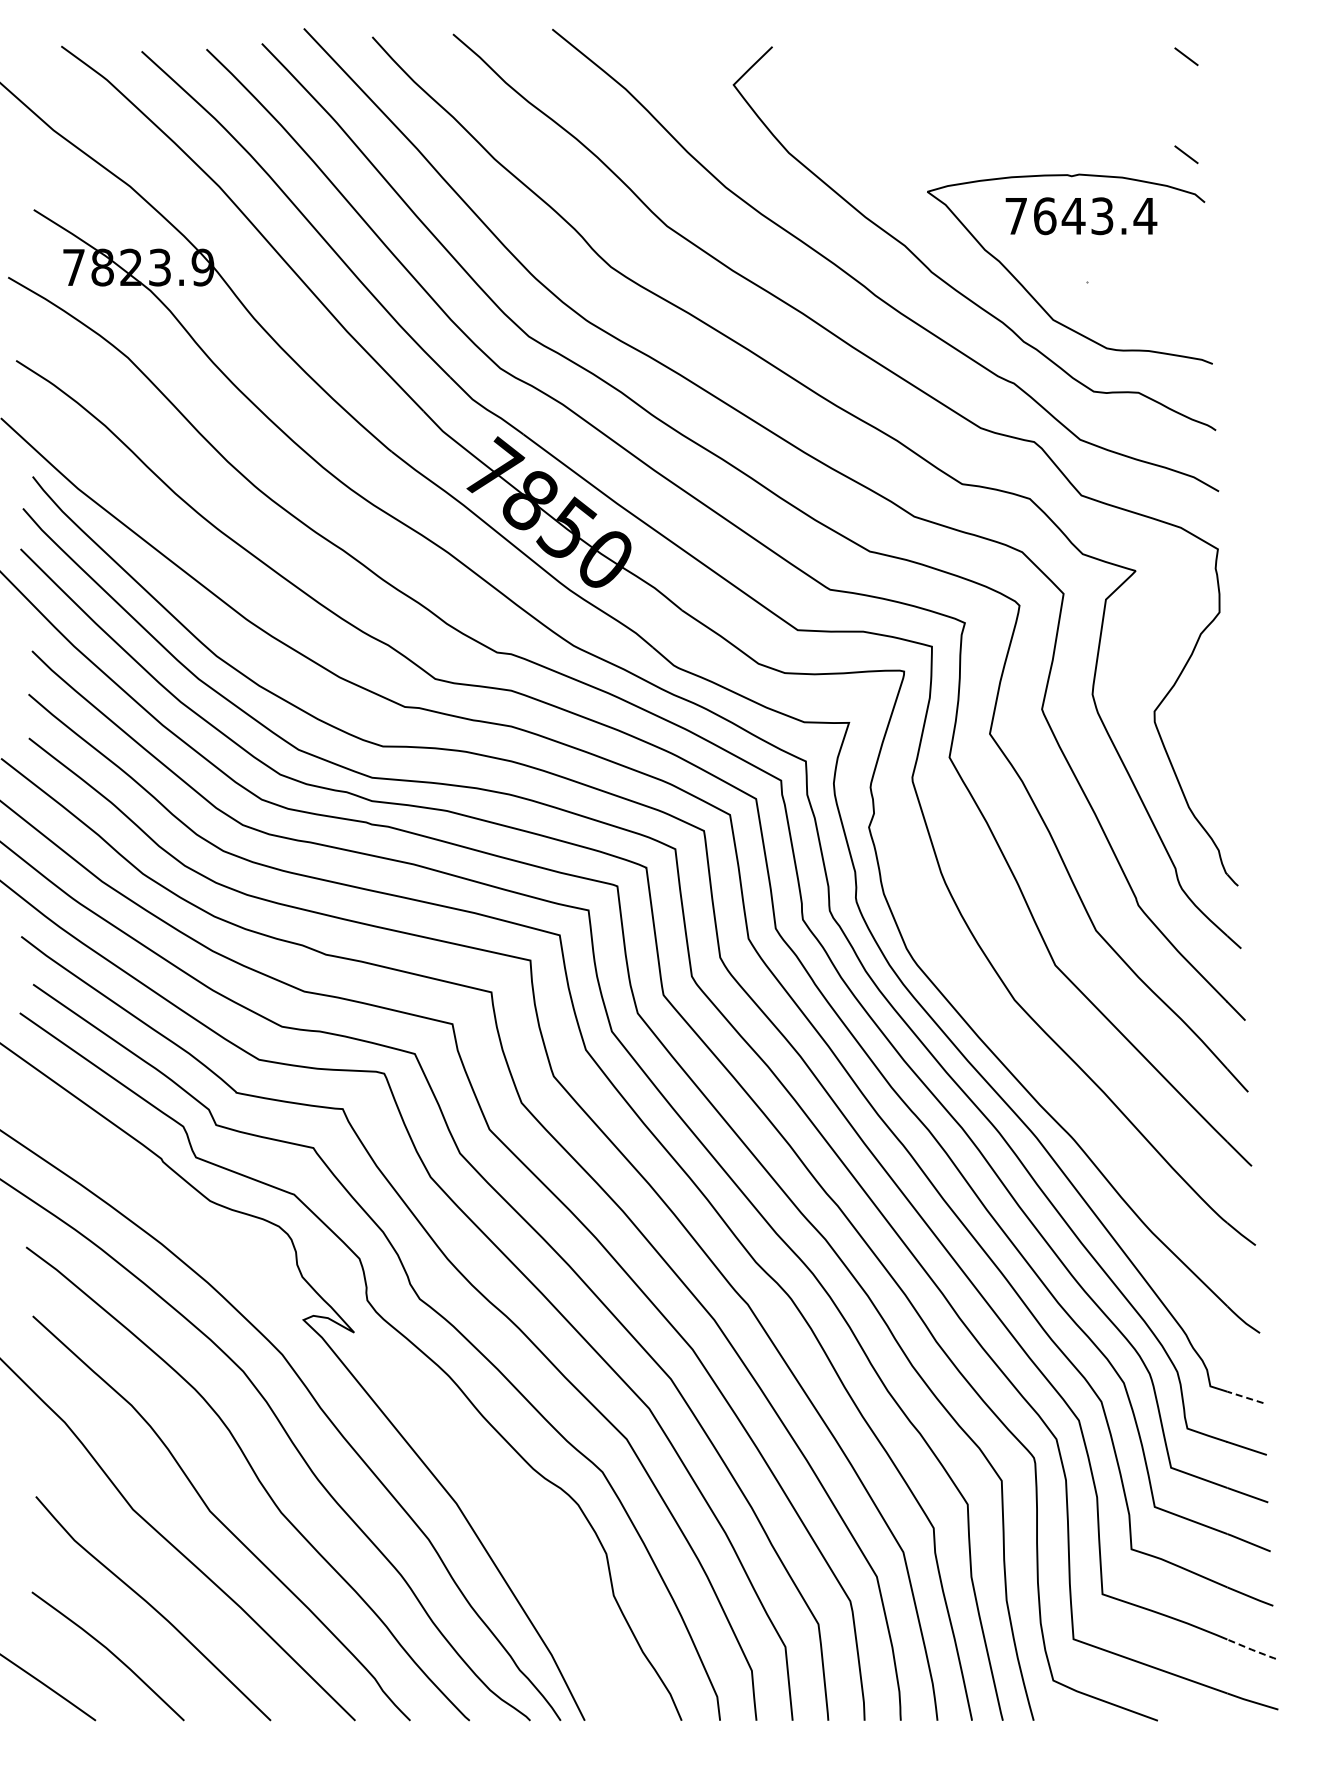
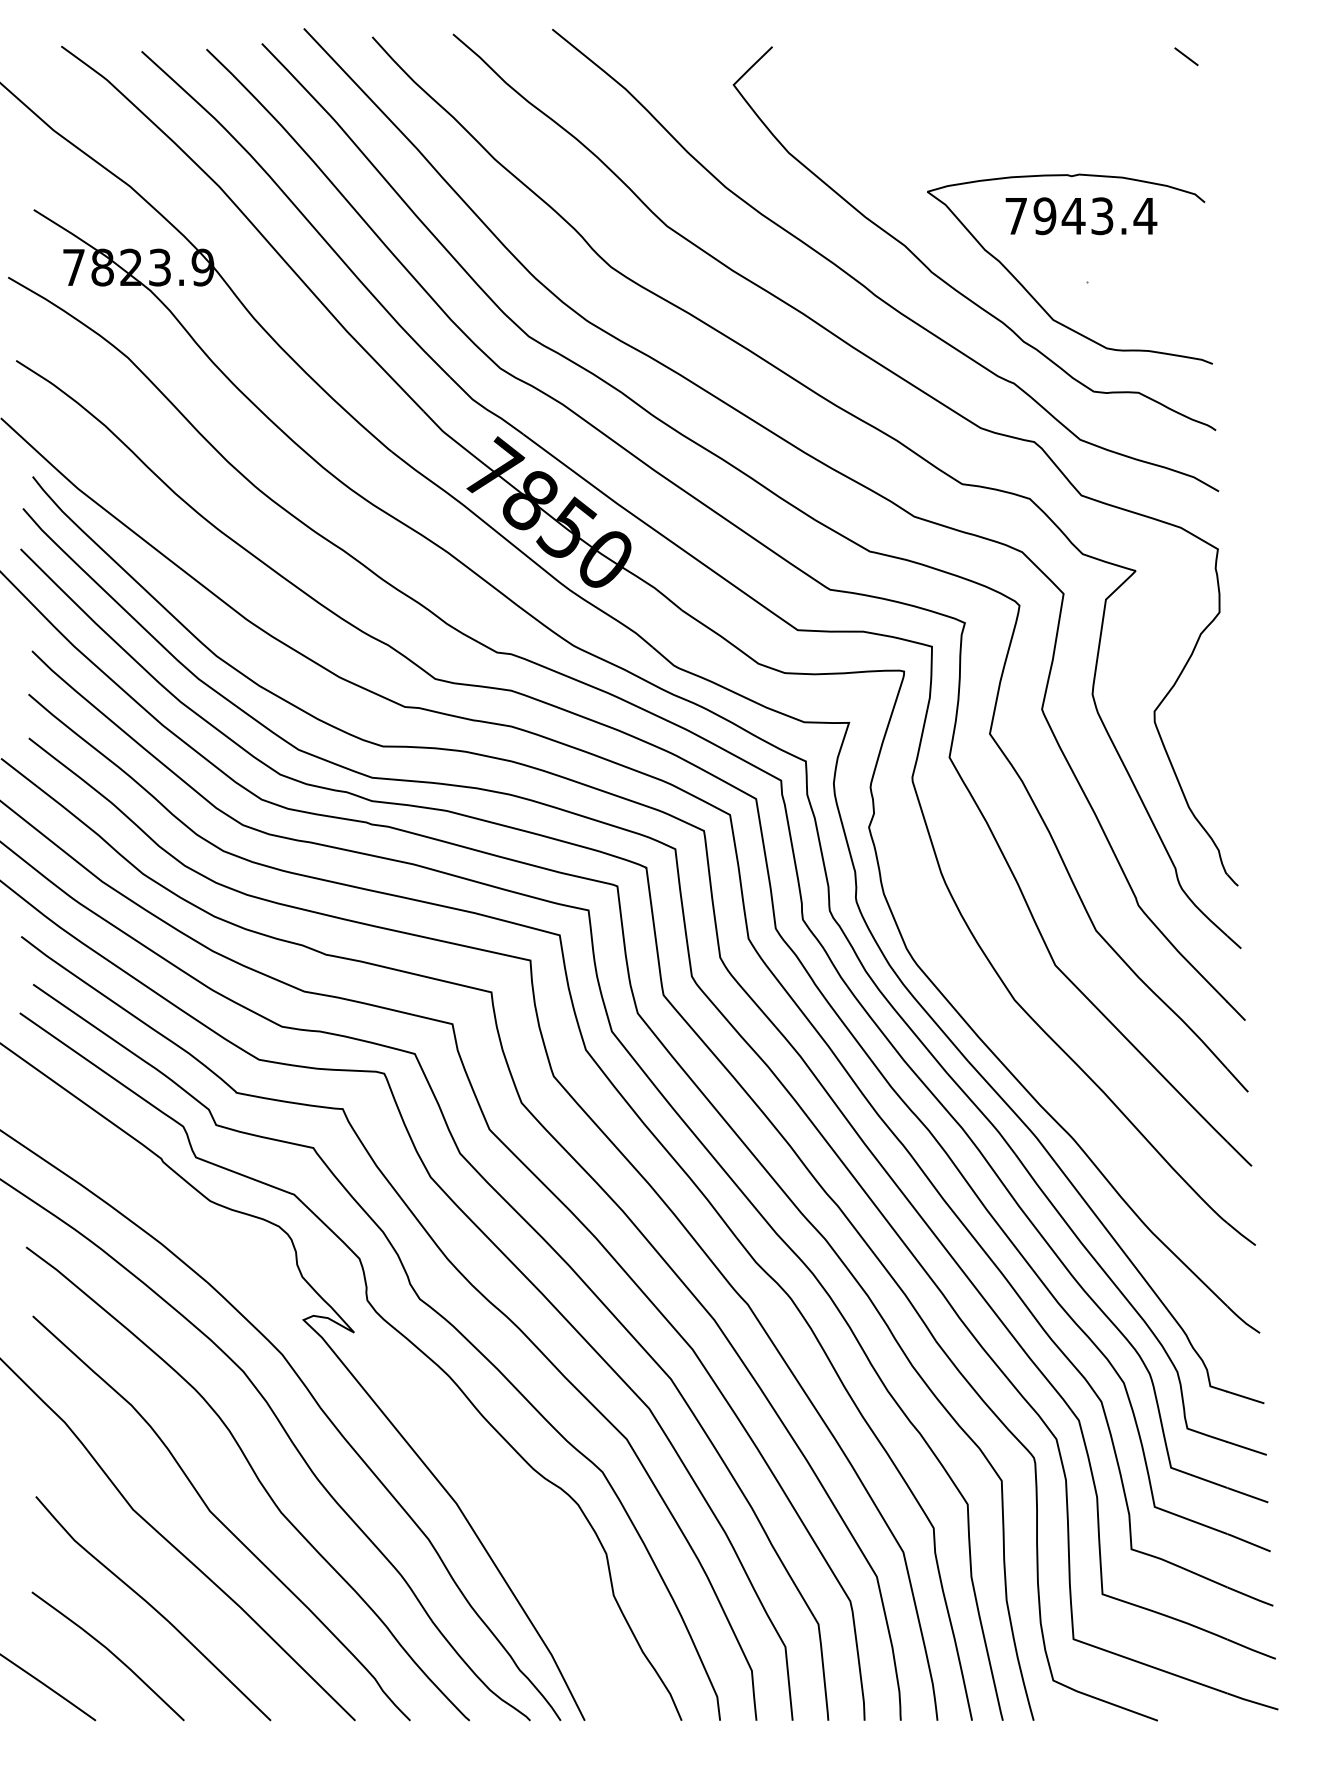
line: present -> none (1186, 154)
text: 7643.4 -> 7943.4 (1044, 216)
line: dashed -> solid (1245, 1397)
line: dashed -> solid (1251, 1649)
